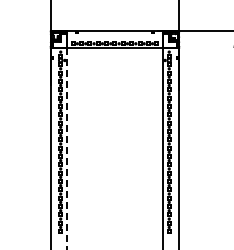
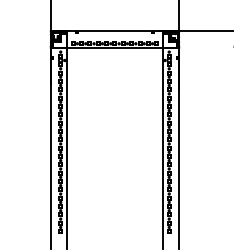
line: dashed -> solid (67, 148)
